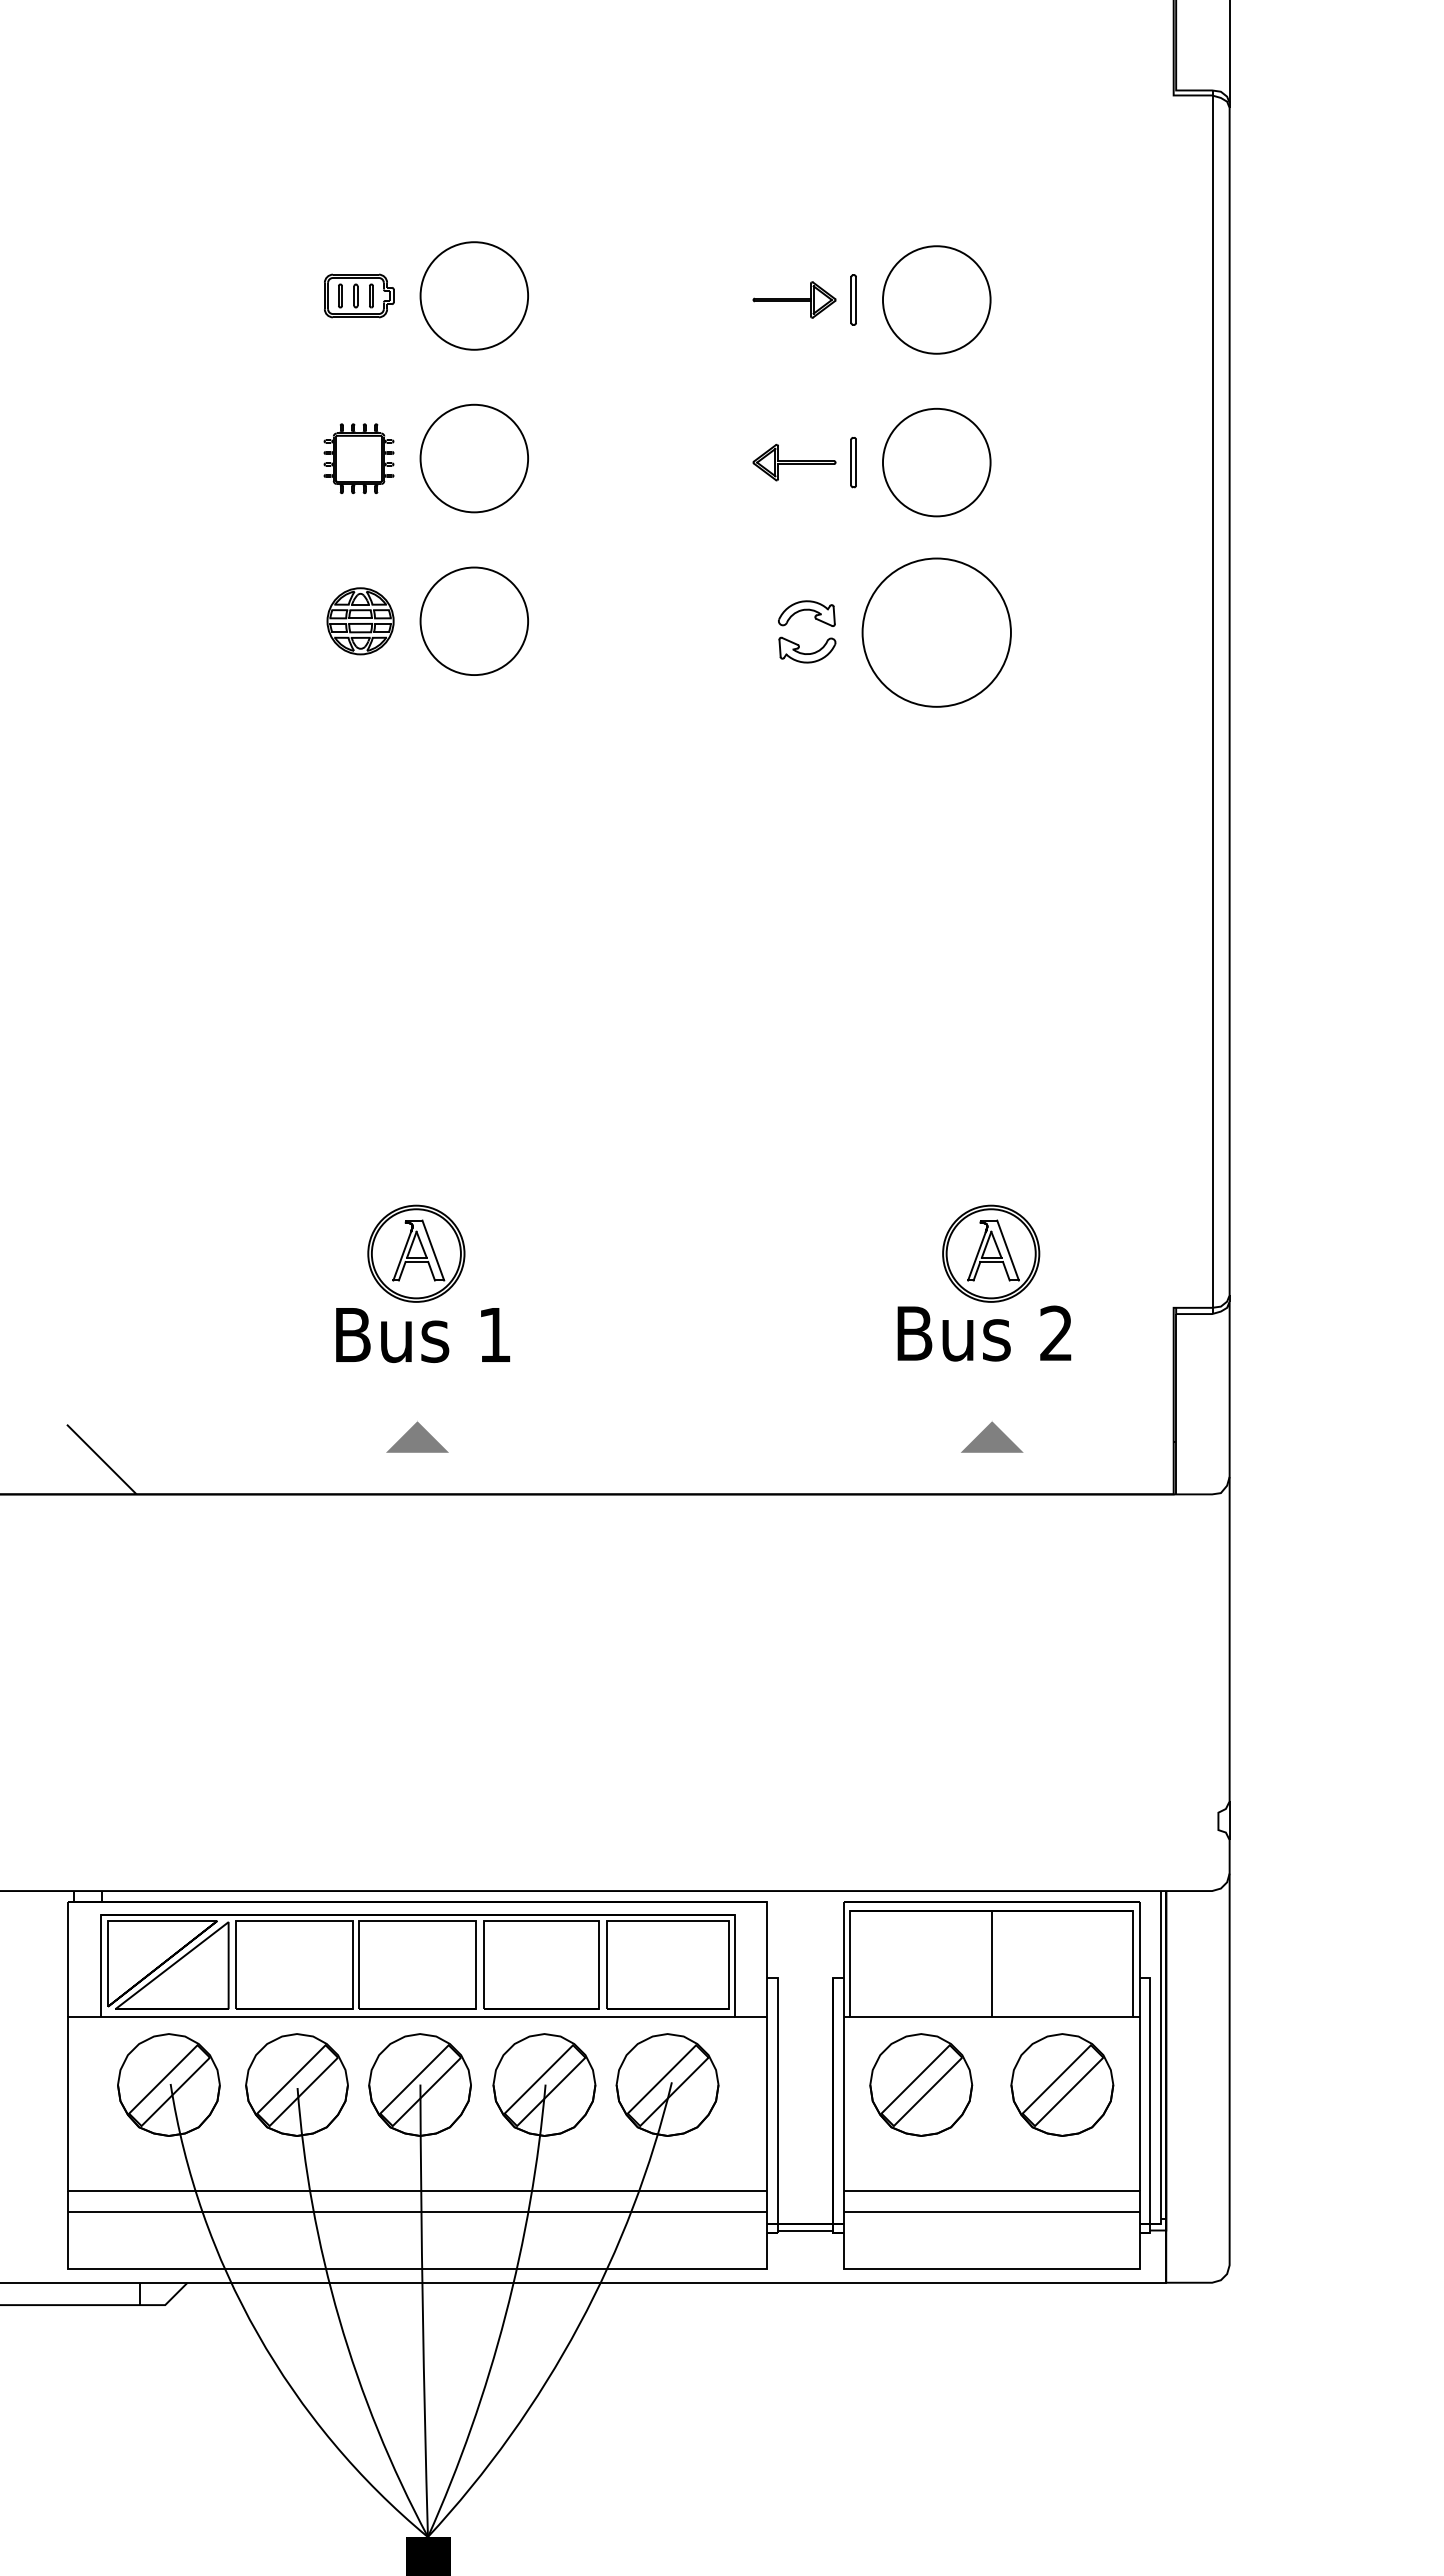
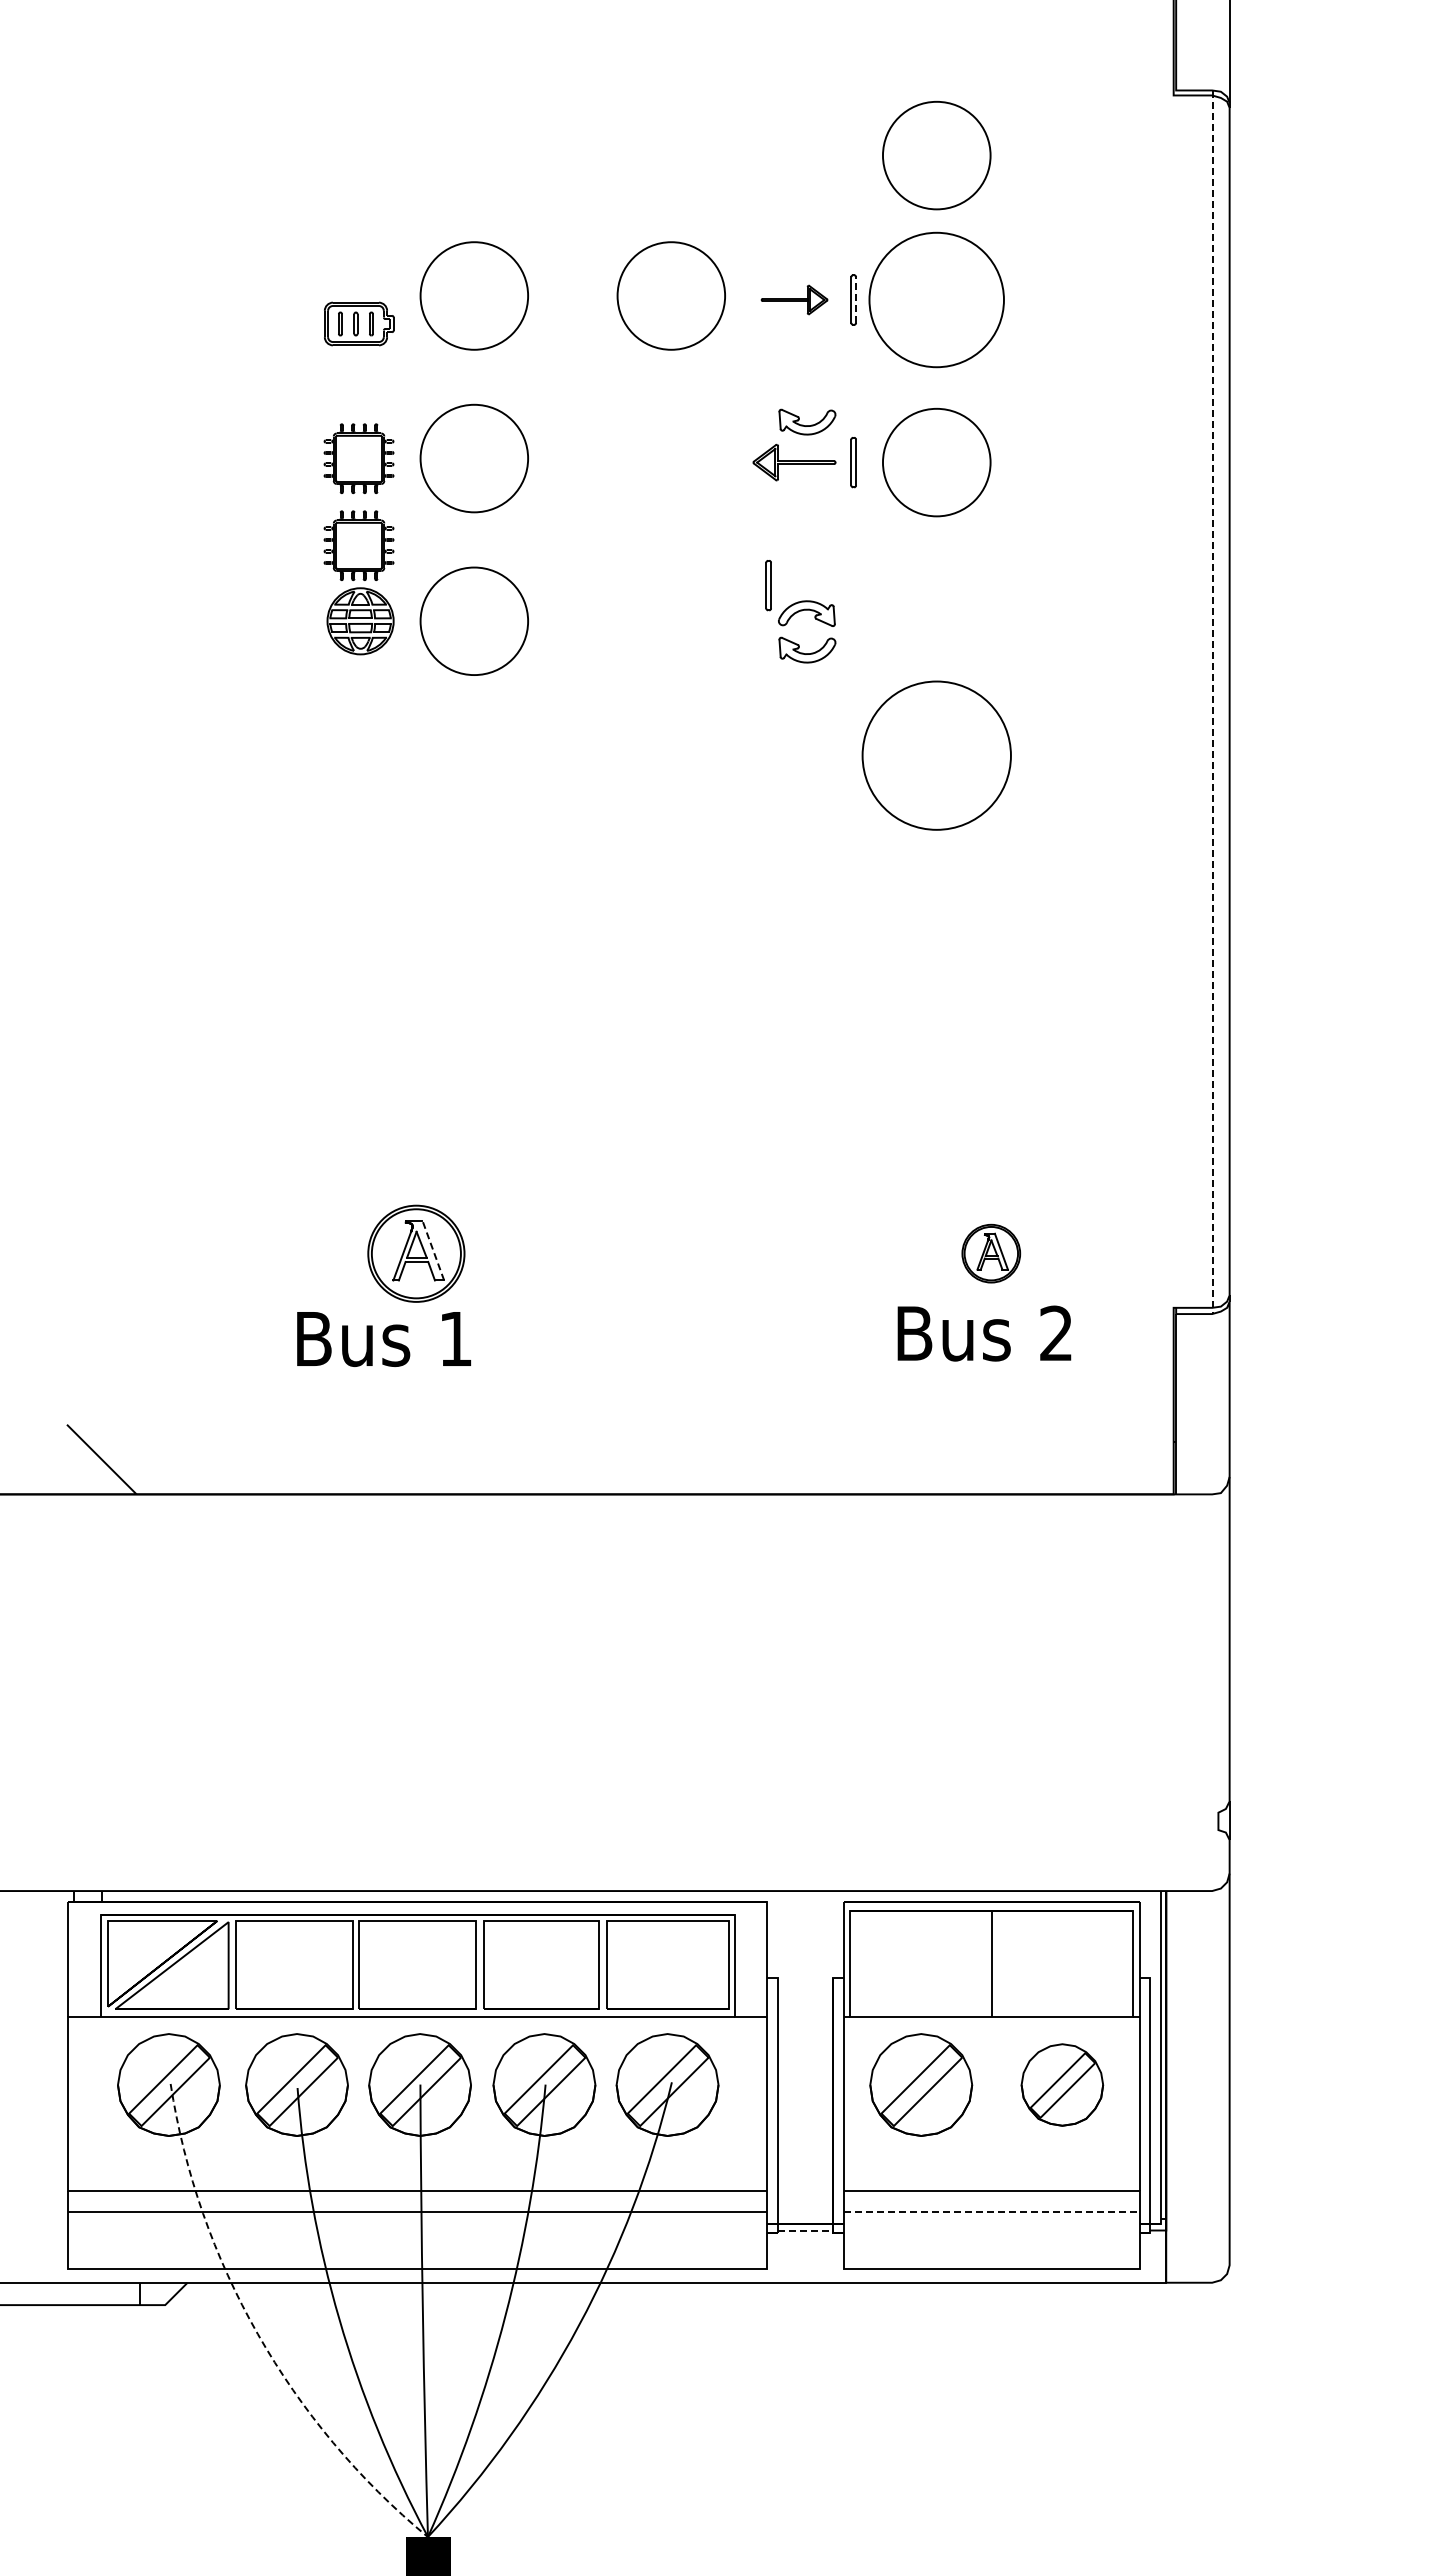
part: none -> present (936, 155)
part position: (359, 295) -> (359, 323) (359, 323)
part: none -> present (670, 295)
part size: 85x38 px -> 69x32 px (794, 299)
part size: 110x110 px -> 137x138 px (936, 299)
line: solid -> dashed (856, 300)
part: none -> present (807, 421)
part: none -> present (358, 545)
part: none -> present (768, 585)
part position: (936, 632) -> (936, 755) (936, 755)
line: solid -> dashed (1212, 702)
line: solid -> dashed (433, 1250)
part size: 99x99 px -> 61x61 px (991, 1253)
text position: (422, 1335) -> (383, 1339) (383, 1339)
part: present -> none (417, 1436)
fill: present -> none (991, 1436)
part size: 105x104 px -> 85x84 px (1062, 2084)
line: solid -> dashed (992, 2211)
line: solid -> dashed (806, 2230)
arc: solid -> dashed (257, 2334)
